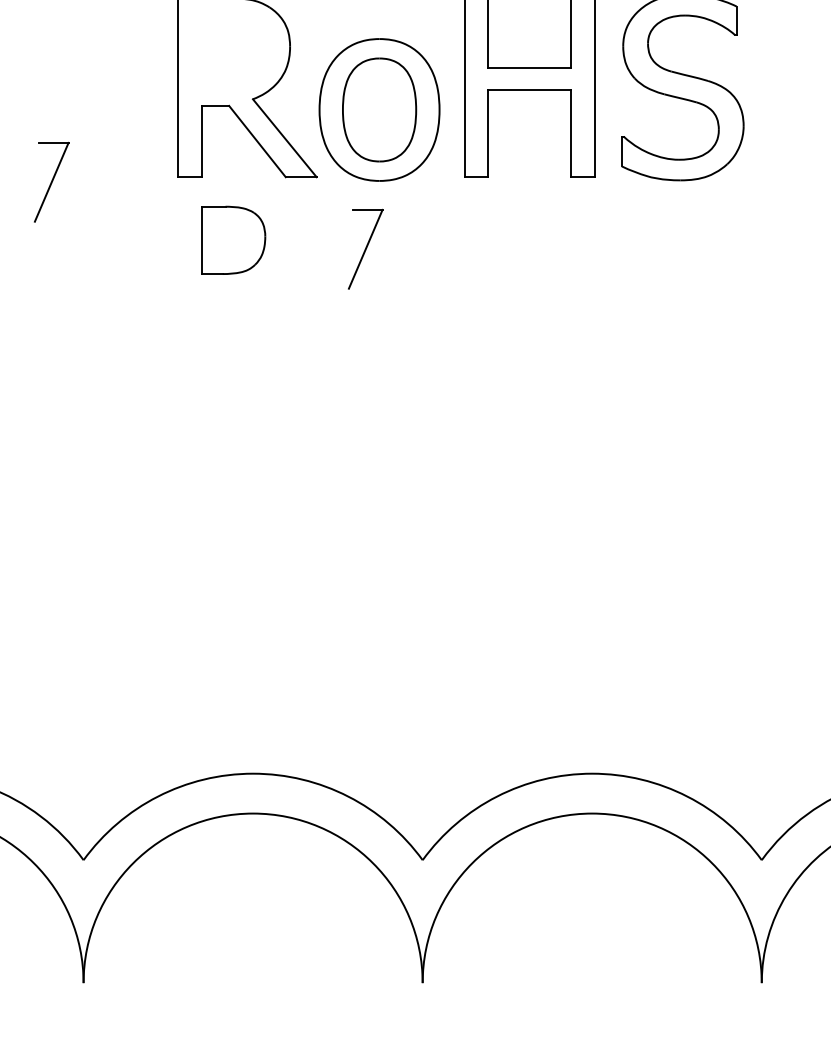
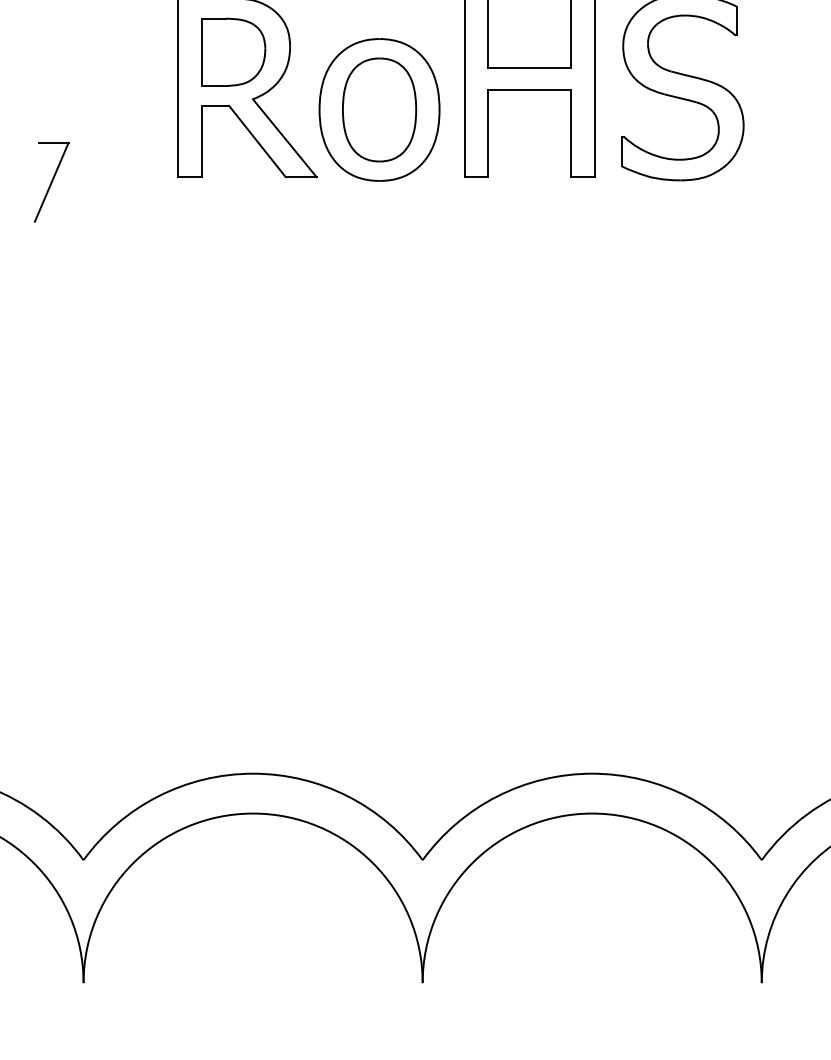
part position: (233, 239) -> (233, 51) (233, 51)
part: present -> none (365, 248)
